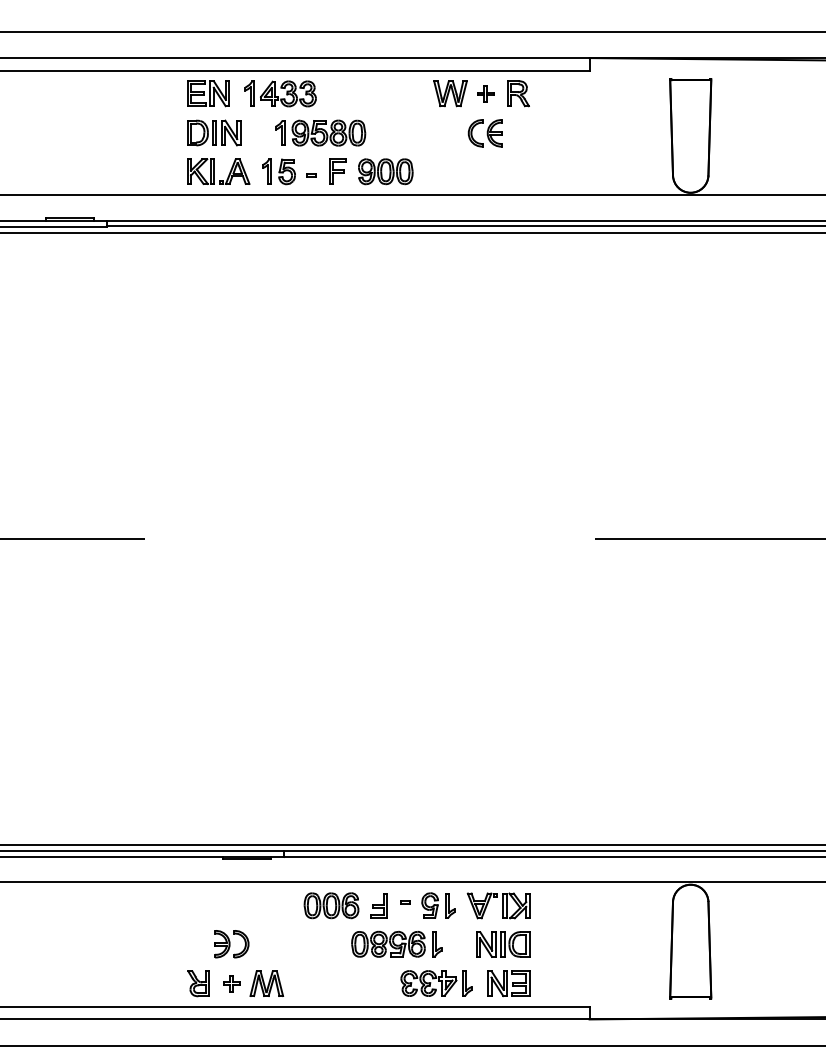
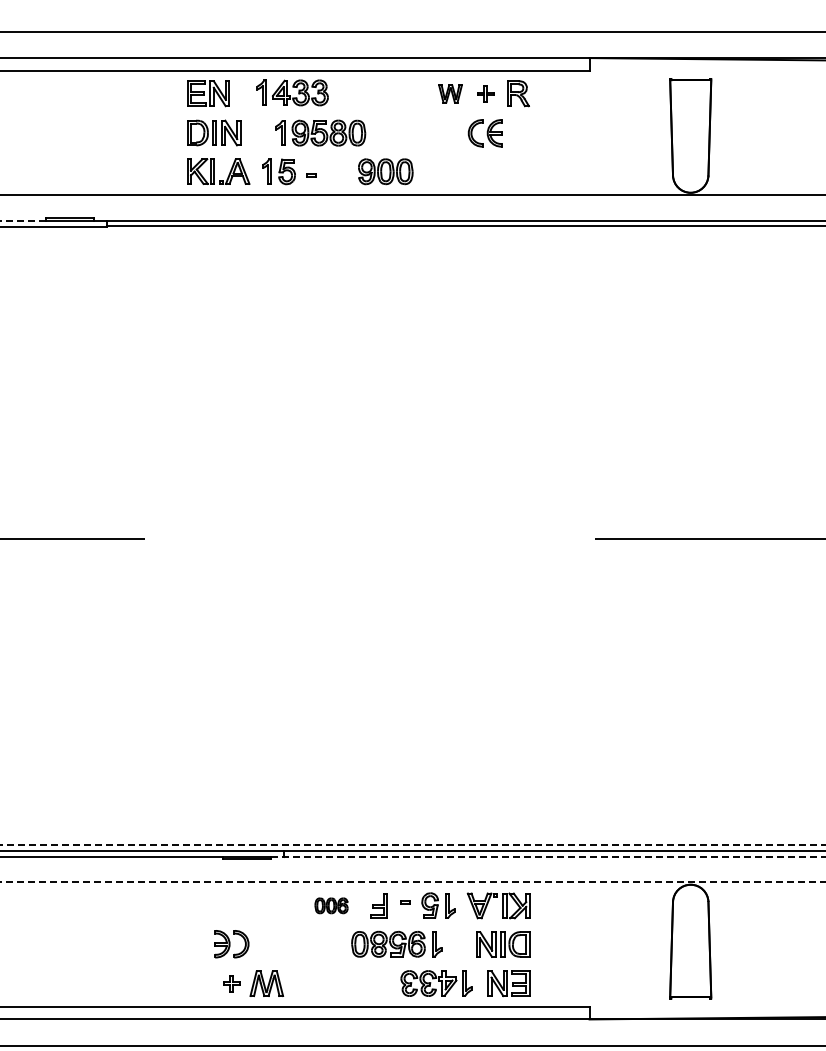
part position: (280, 93) -> (292, 92) (292, 92)
part size: 35x28 px -> 25x20 px (450, 93)
part: present -> none (337, 171)
line: solid -> dashed (23, 220)
line: present -> none (412, 232)
line: solid -> dashed (412, 844)
line: solid -> dashed (548, 856)
line: solid -> dashed (412, 882)
part size: 57x28 px -> 35x18 px (331, 905)
part: present -> none (198, 983)
